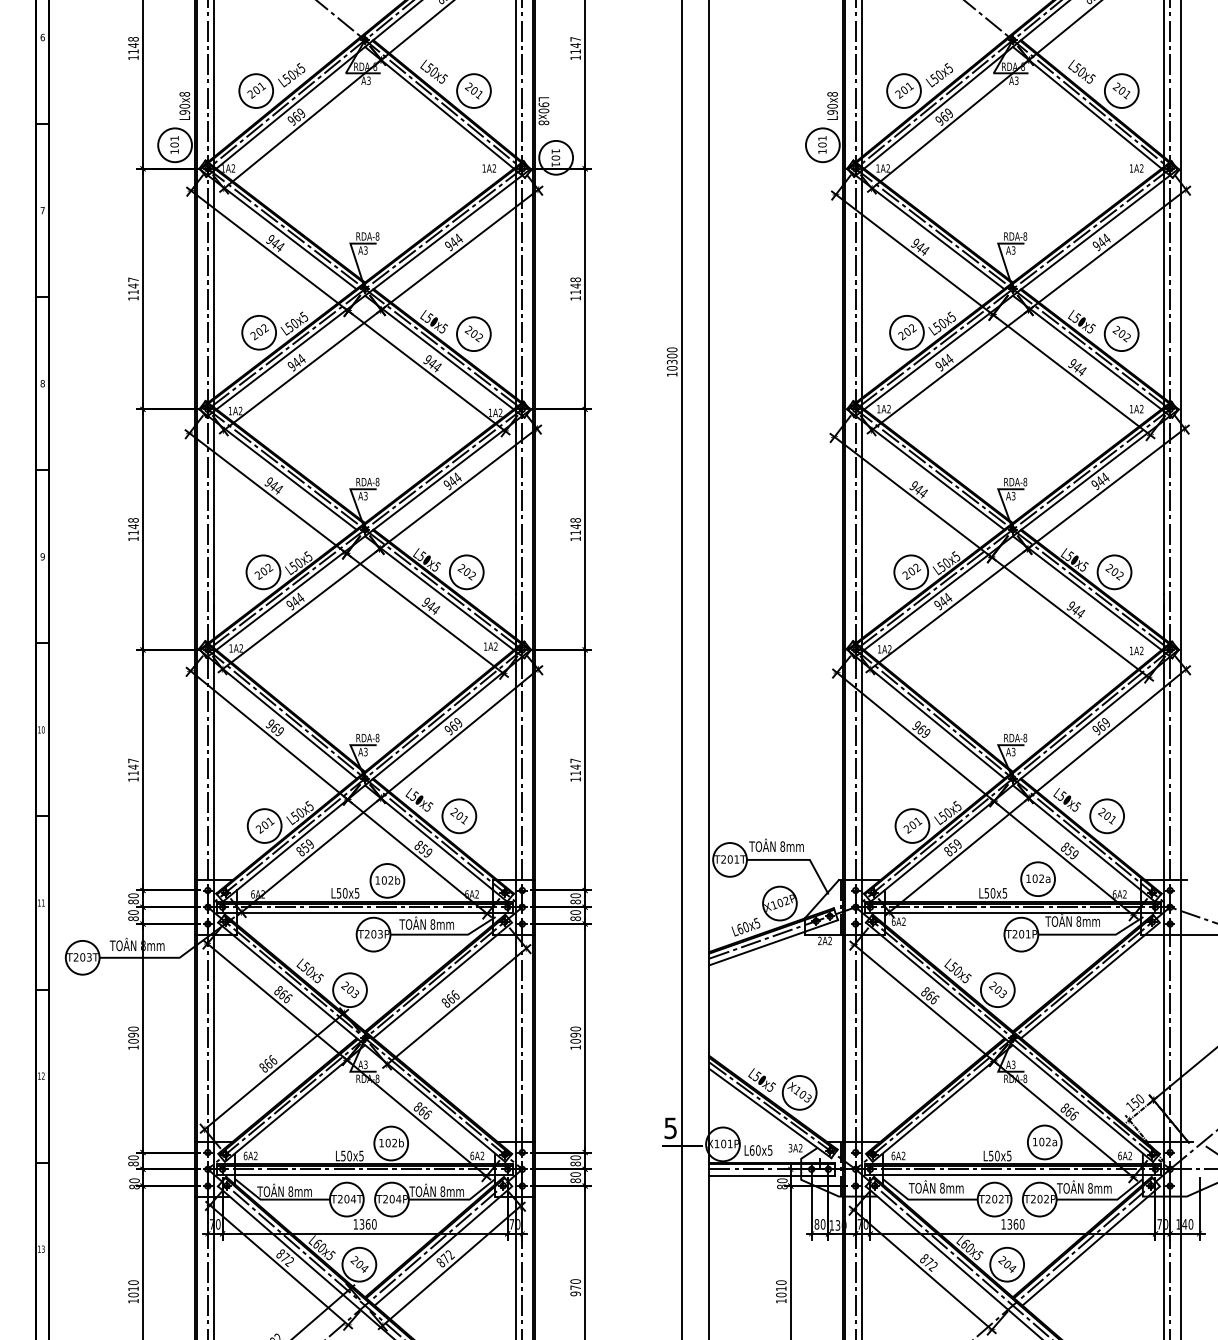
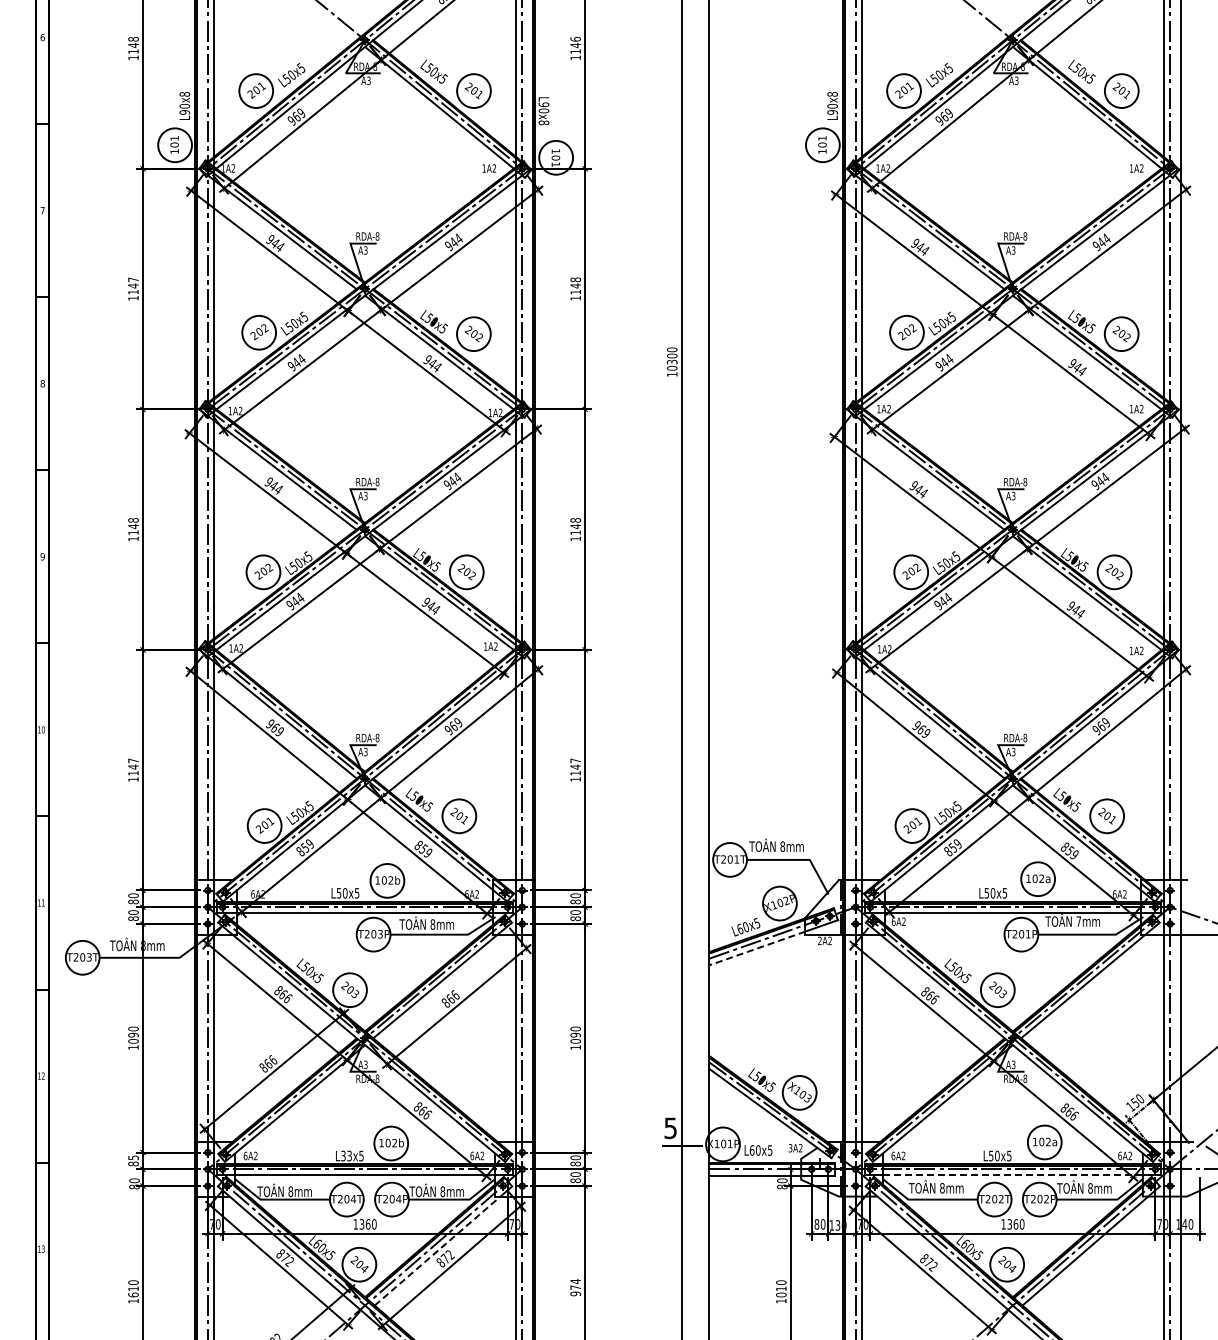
text: 1147 -> 1146 (575, 38)
text: 8mm -> 7mm (1078, 921)
line: solid -> dashed (757, 948)
text: L50x5 -> L33x5 (346, 1155)
text: 80 -> 85 (133, 1157)
line: solid -> dashed (1012, 1174)
line: solid -> dashed (438, 1250)
text: 970 -> 974 (575, 1281)
text: 1010 -> 1610 (133, 1294)
